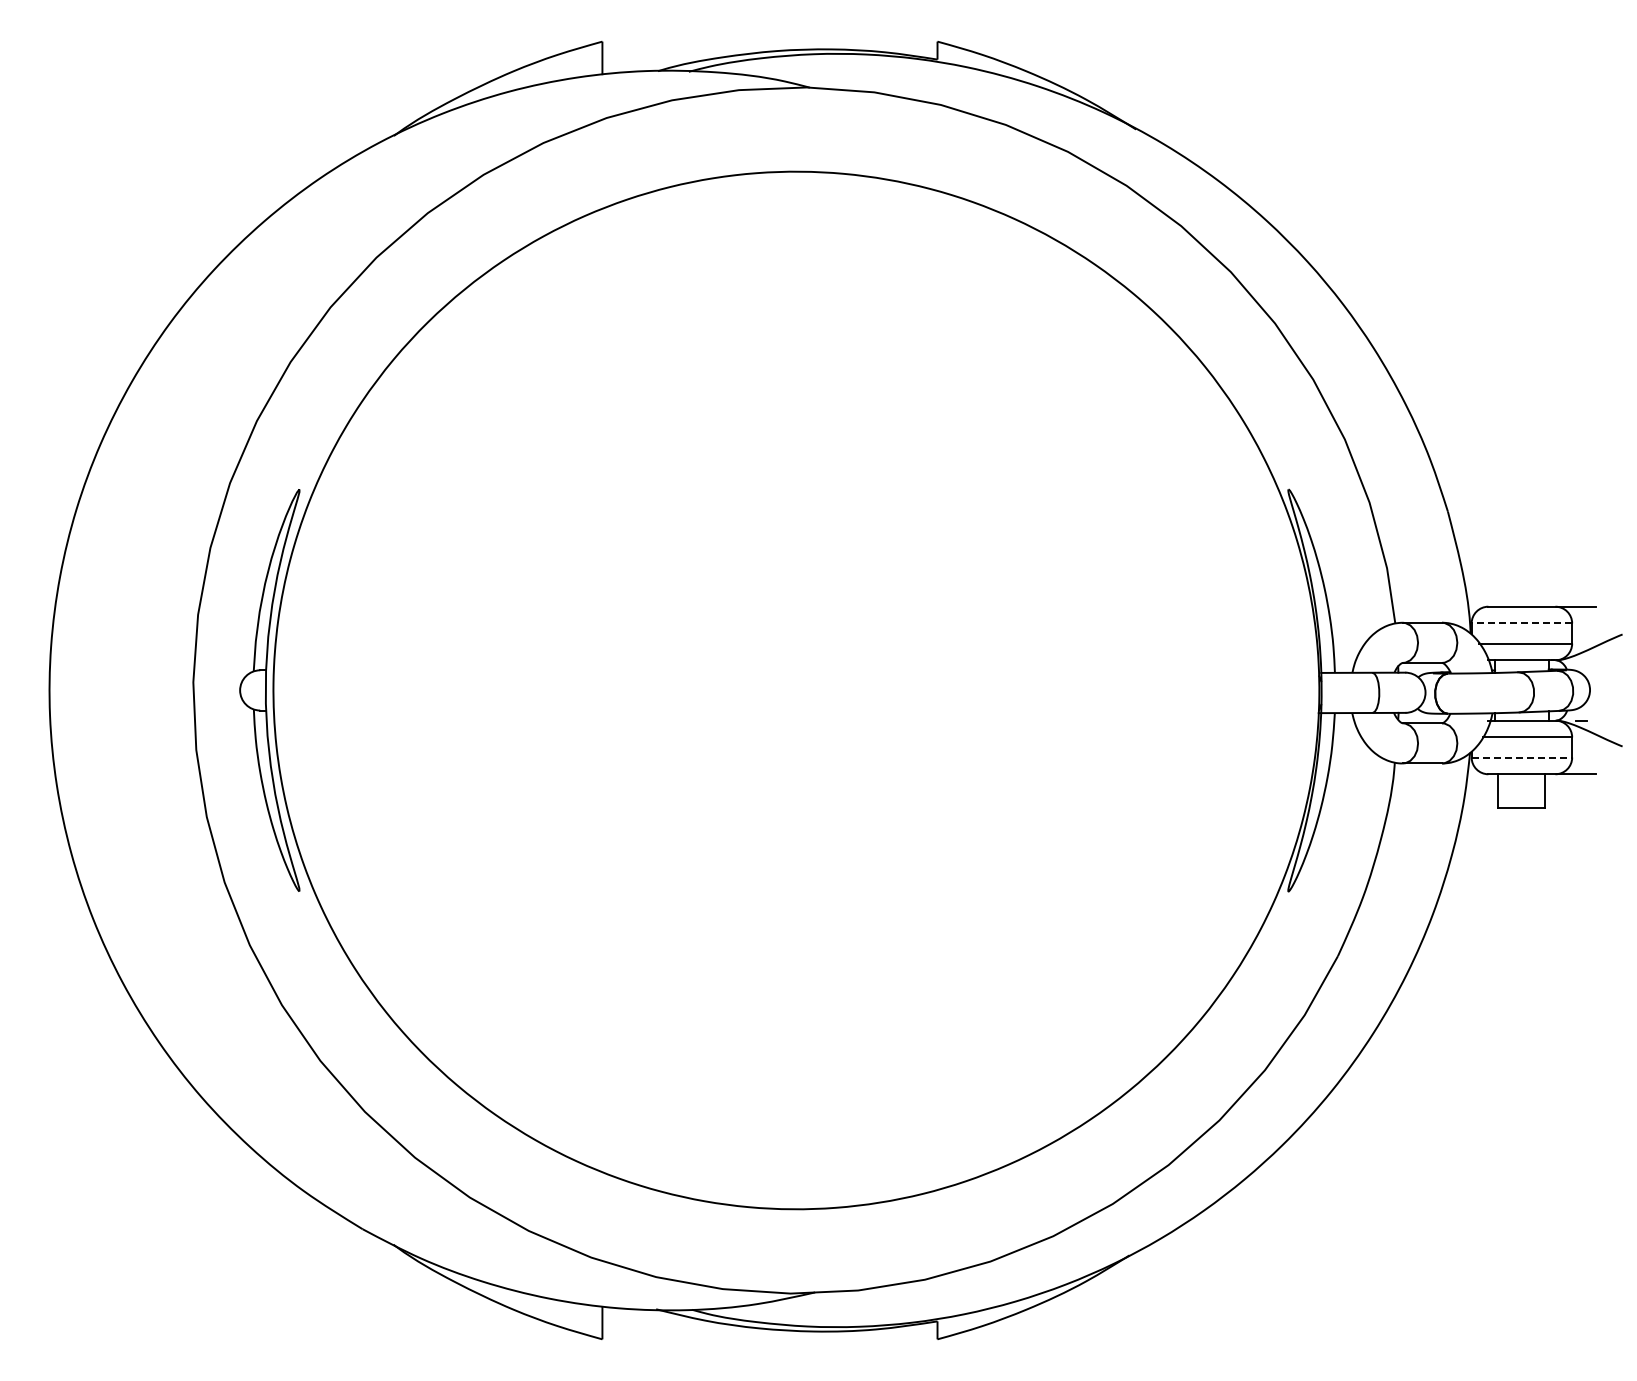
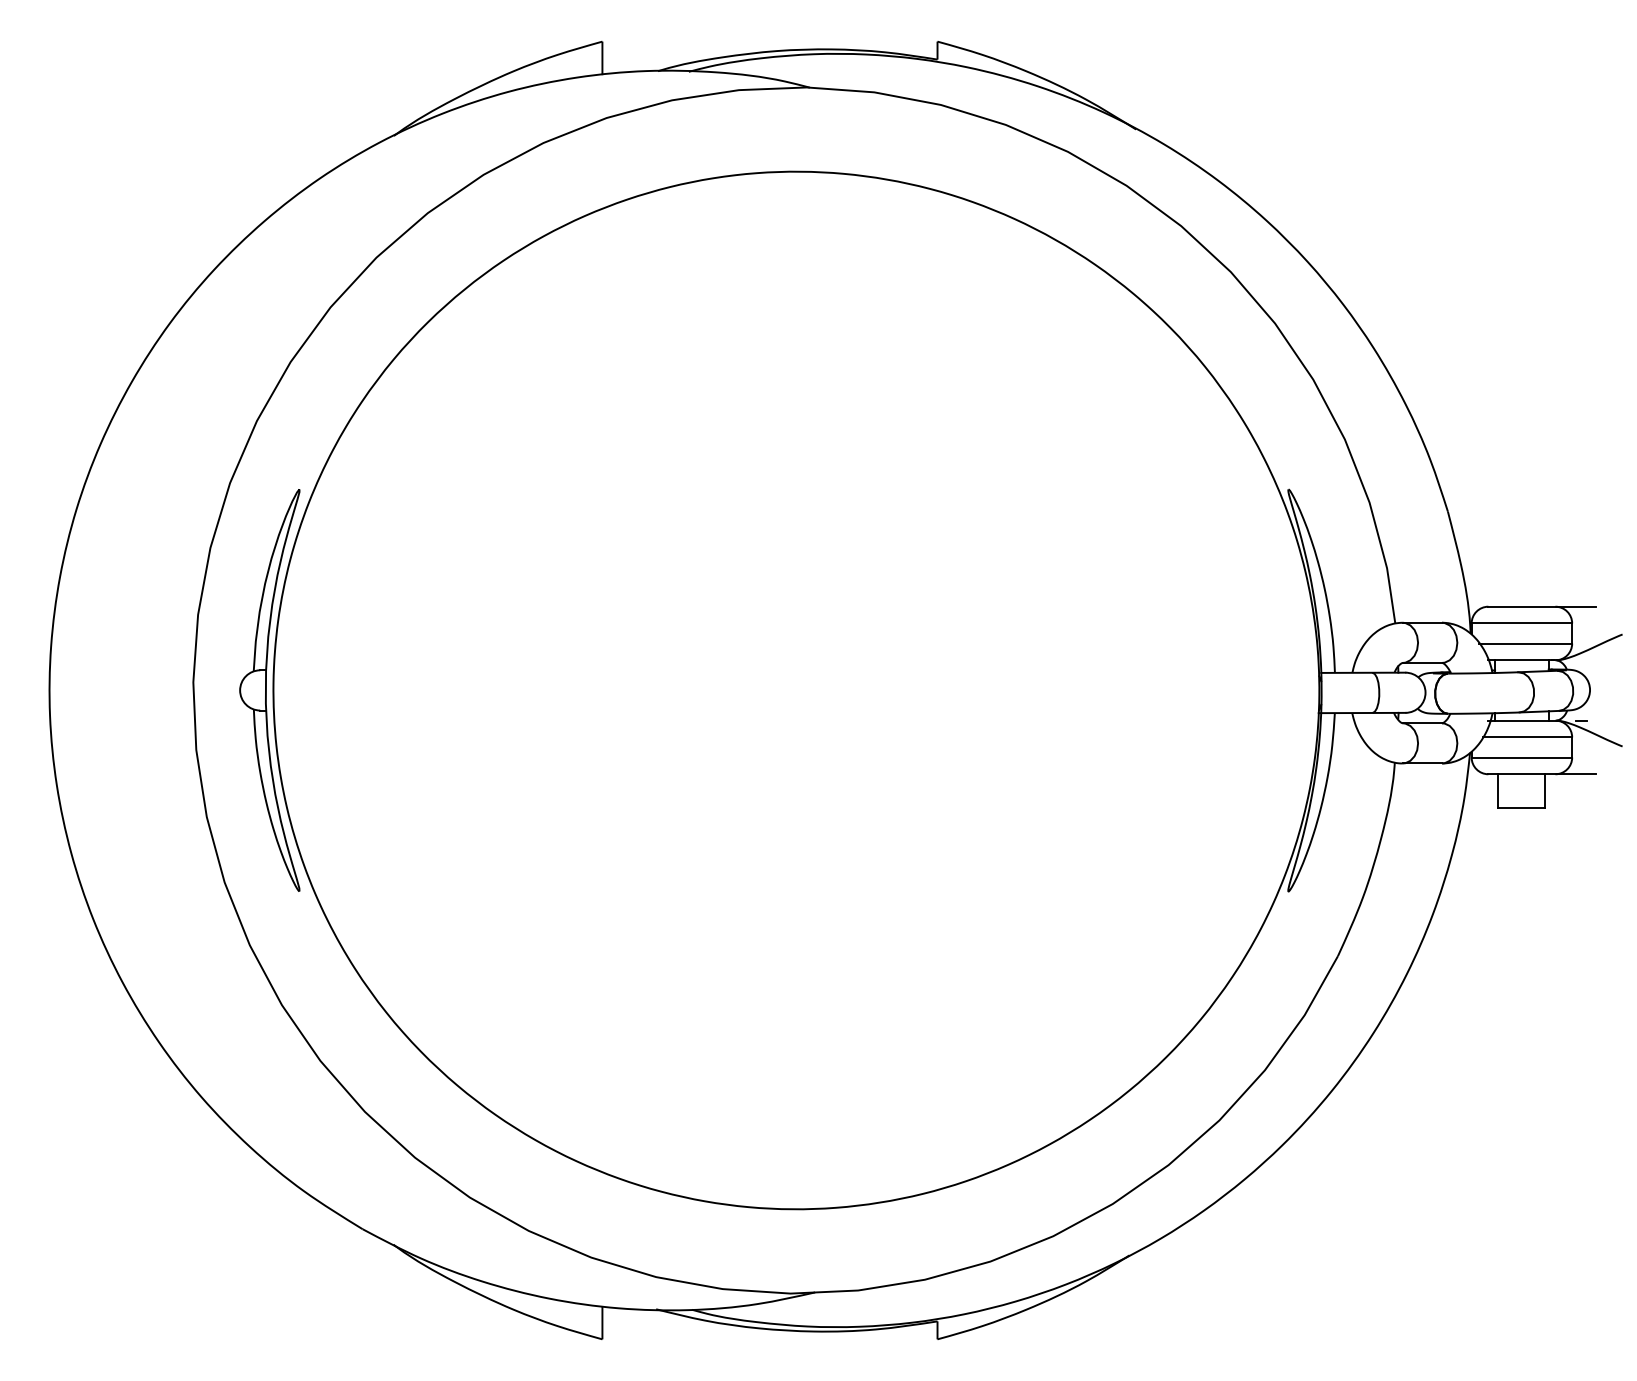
line: dashed -> solid (1521, 623)
line: dashed -> solid (1522, 757)
